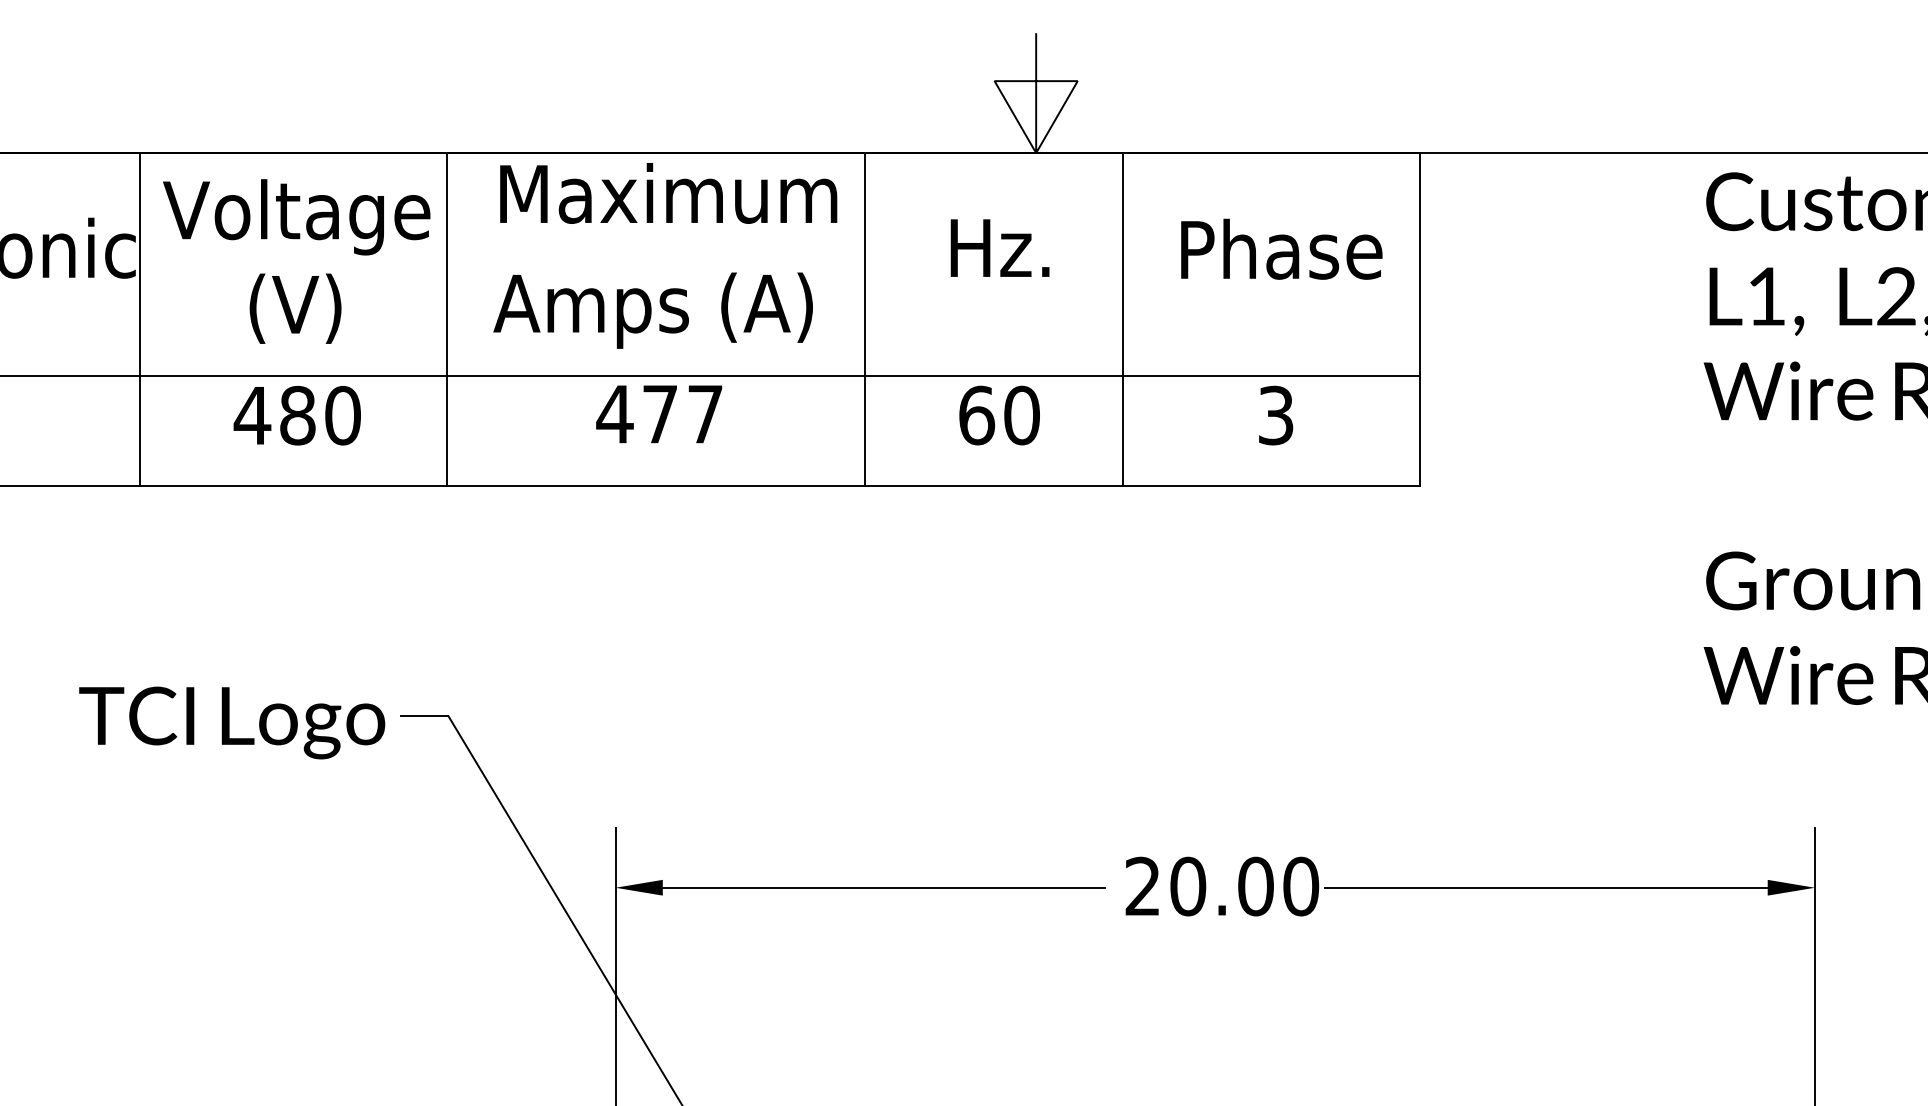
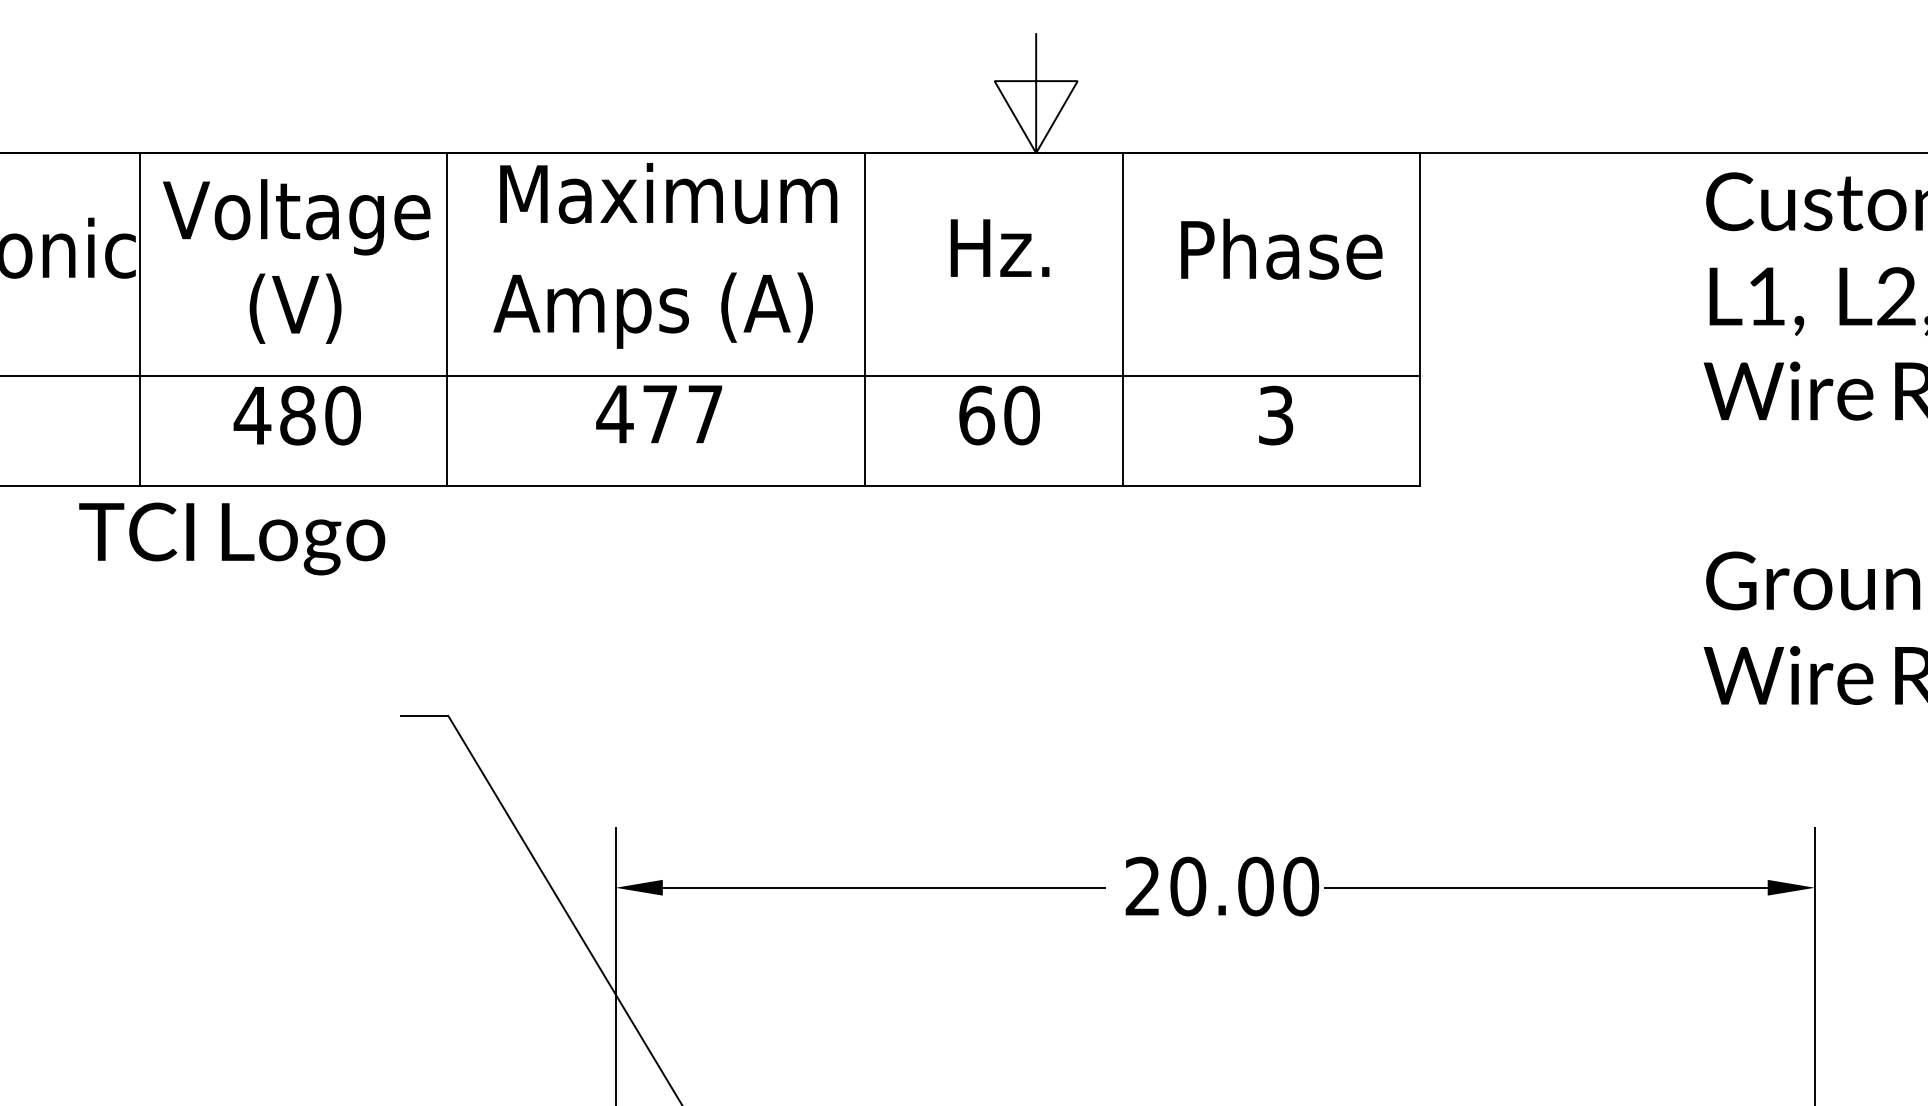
text position: (232, 722) -> (232, 538) (232, 538)
